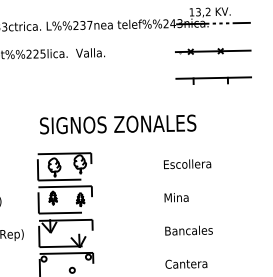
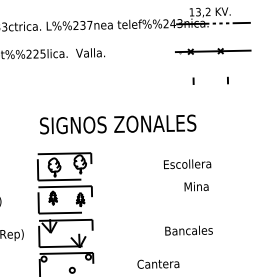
line: present -> none (213, 77)
text position: (176, 197) -> (196, 186) (196, 186)
text position: (186, 263) -> (158, 263) (158, 263)
